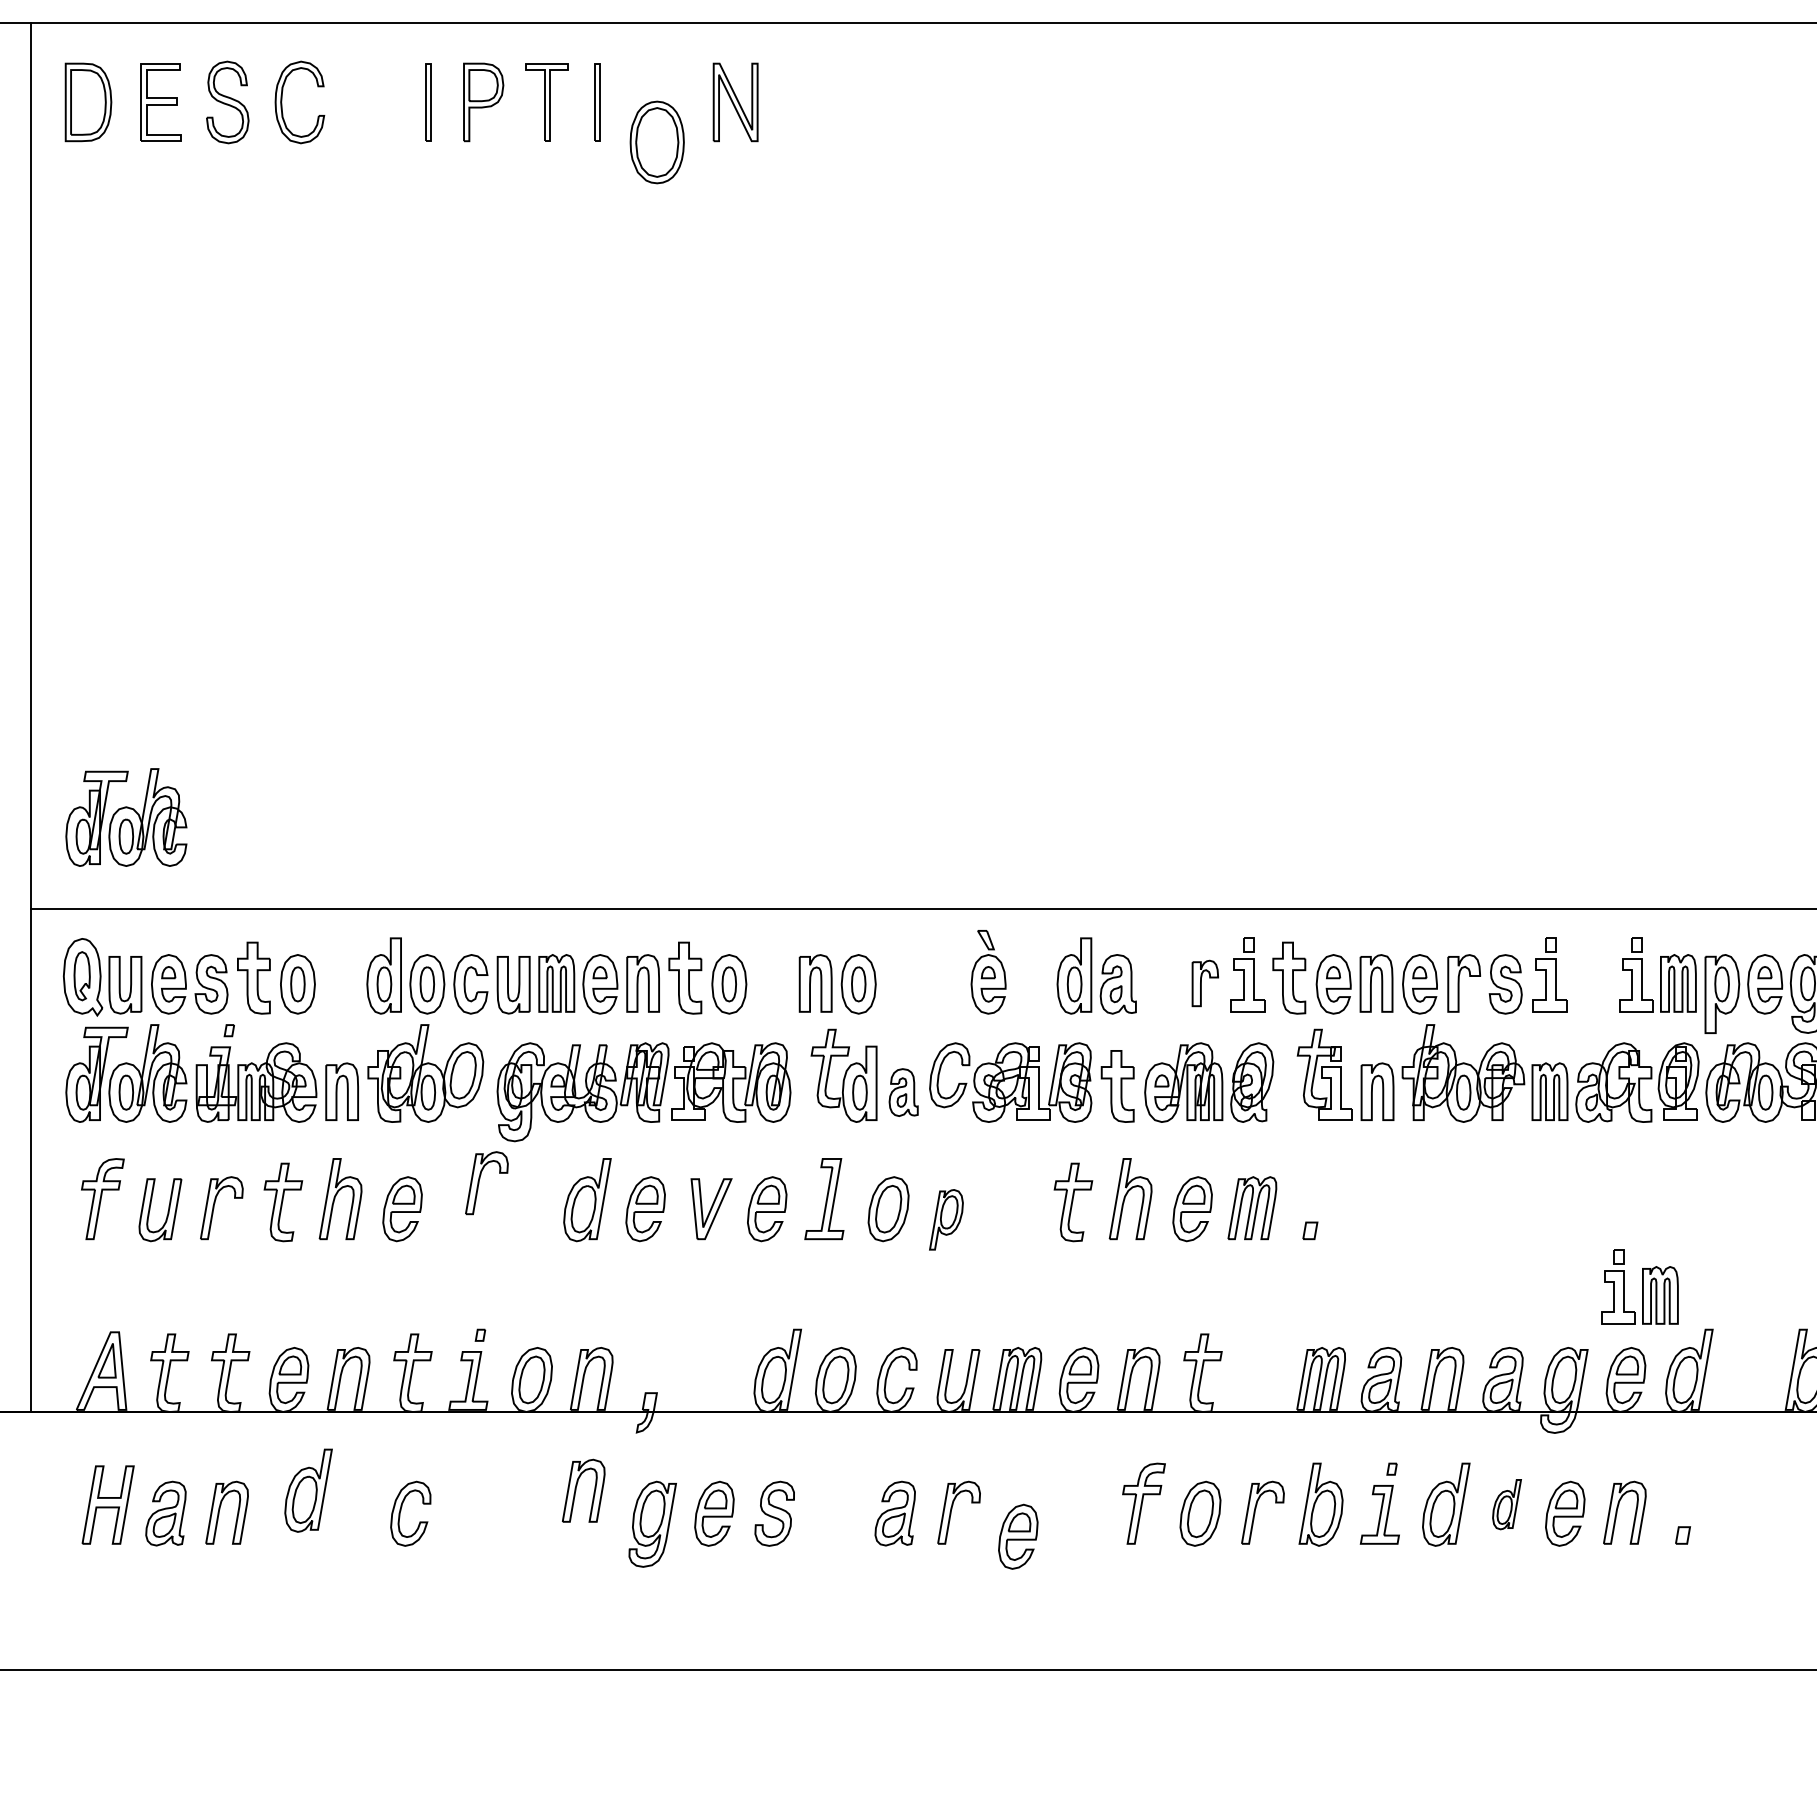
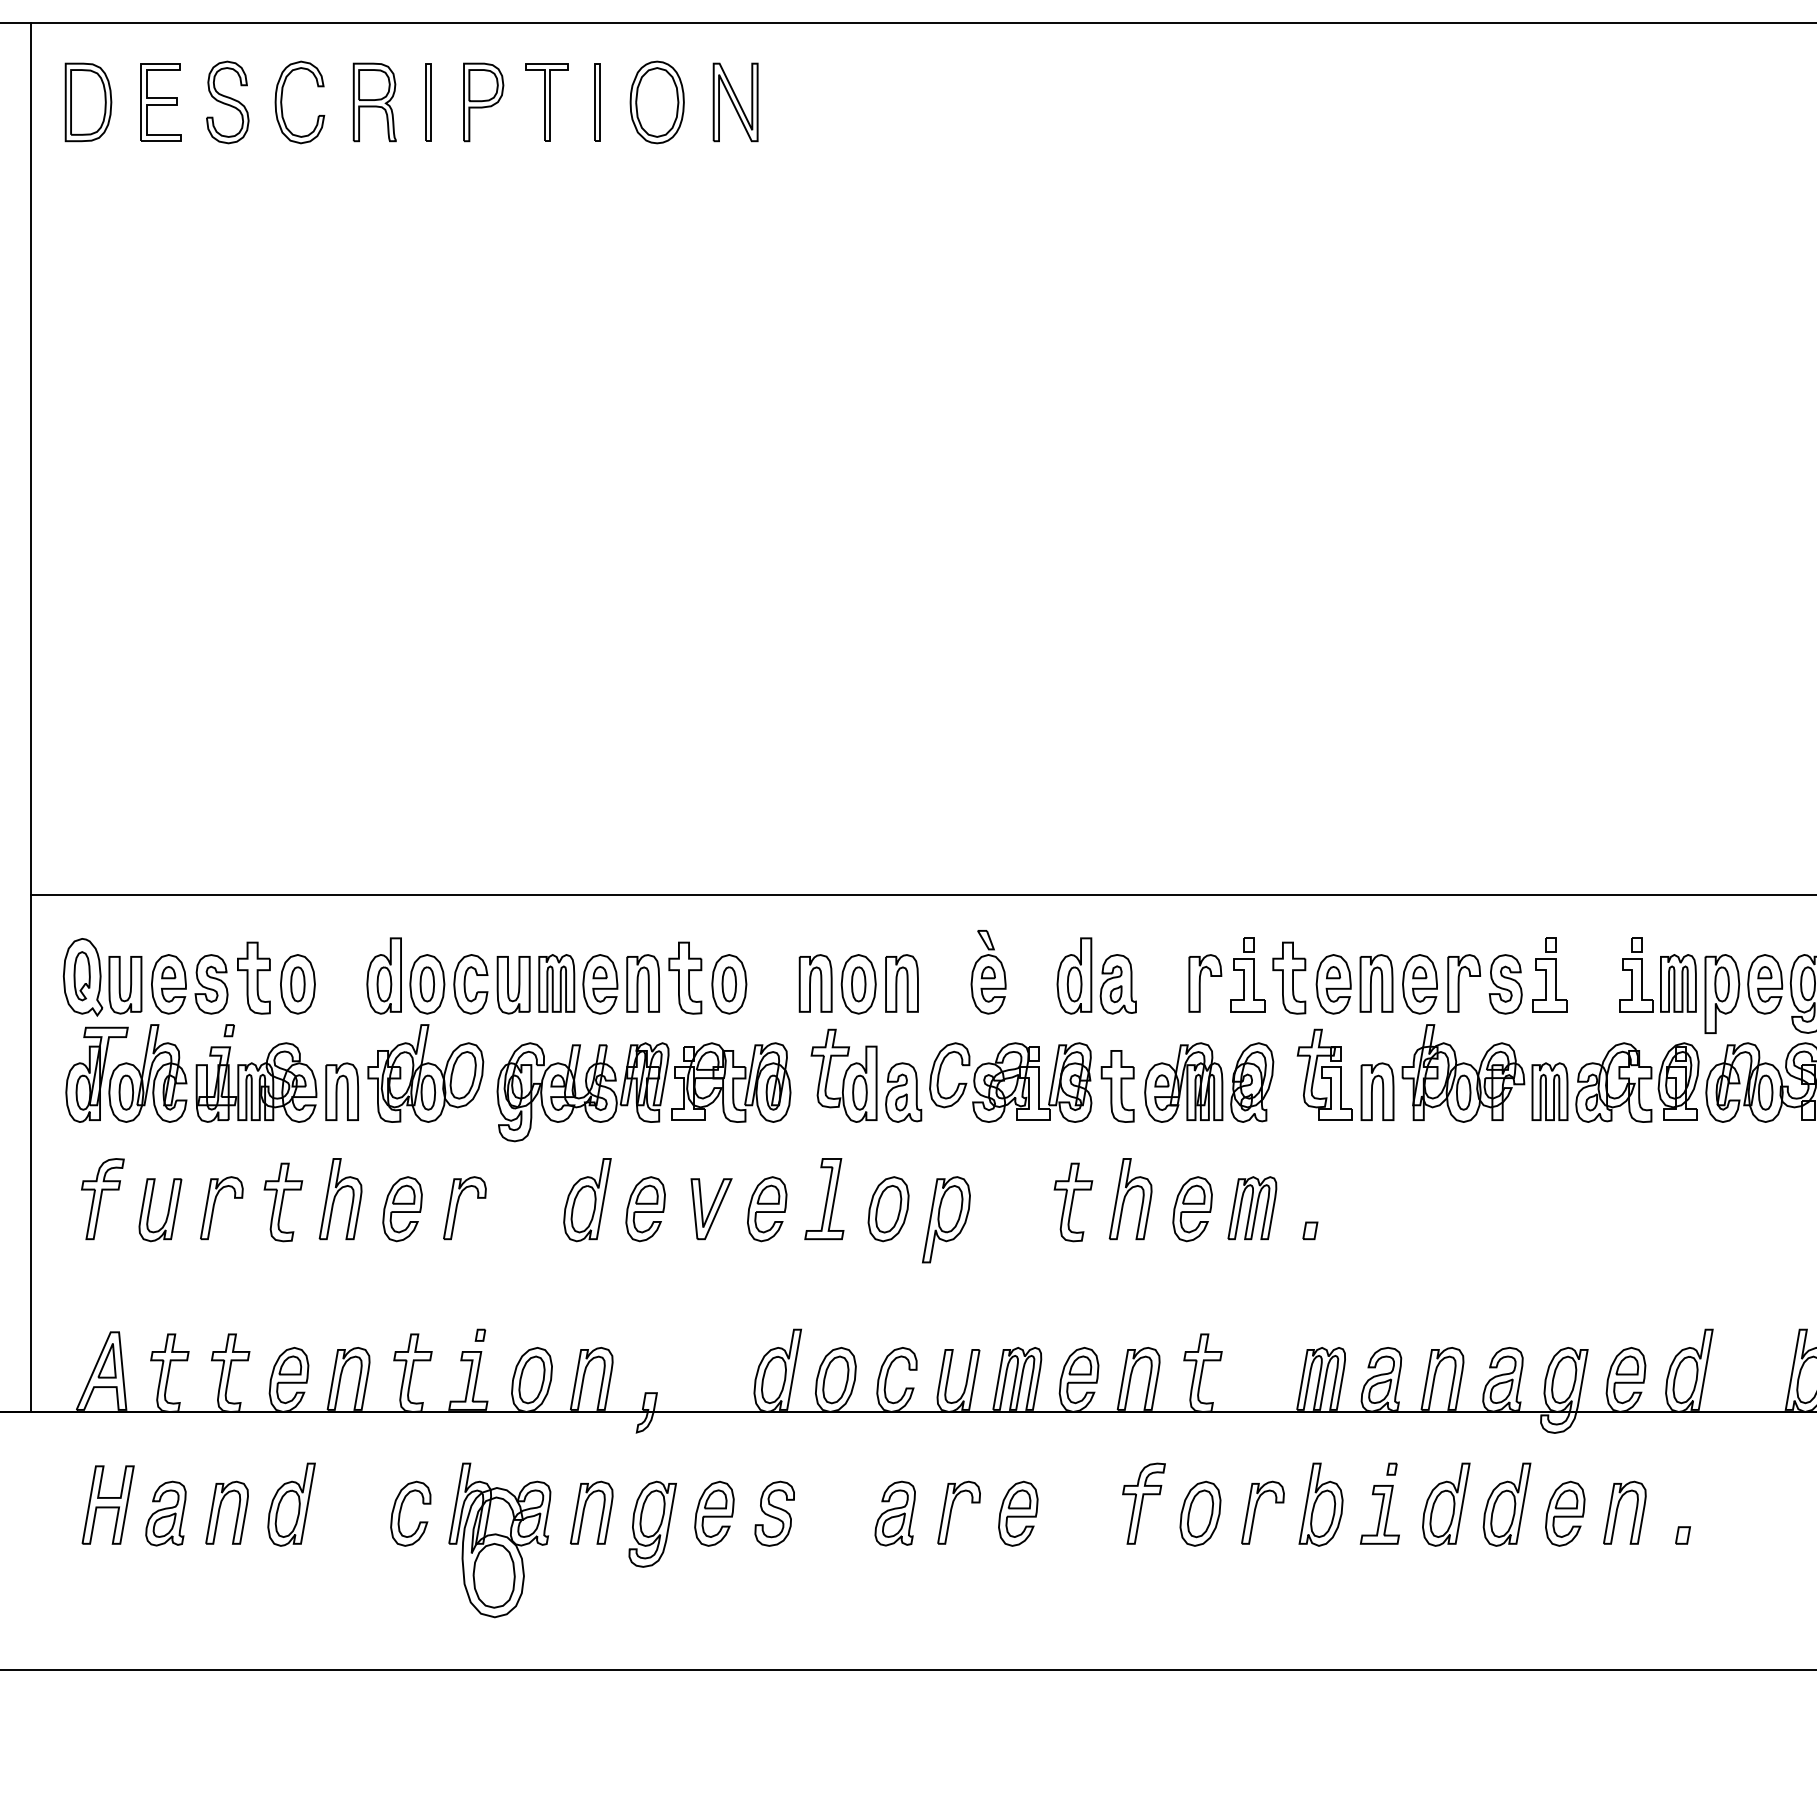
part: none -> present (374, 102)
part position: (656, 142) -> (656, 102) (656, 102)
part: present -> none (126, 817)
line position: (921, 909) -> (921, 895) (921, 895)
part: none -> present (901, 983)
part size: 28x49 px -> 35x59 px (1205, 983)
part size: 31x49 px -> 38x61 px (903, 1092)
part position: (479, 1183) -> (457, 1208) (457, 1208)
part size: 35x62 px -> 49x88 px (946, 1219)
part: present -> none (1639, 1286)
part position: (308, 1490) -> (291, 1504) (291, 1504)
part position: (576, 1490) -> (584, 1512) (584, 1512)
part size: 30x52 px -> 50x85 px (1506, 1504)
part position: (1018, 1536) -> (1018, 1513) (1018, 1513)
part: none -> present (499, 1540)
